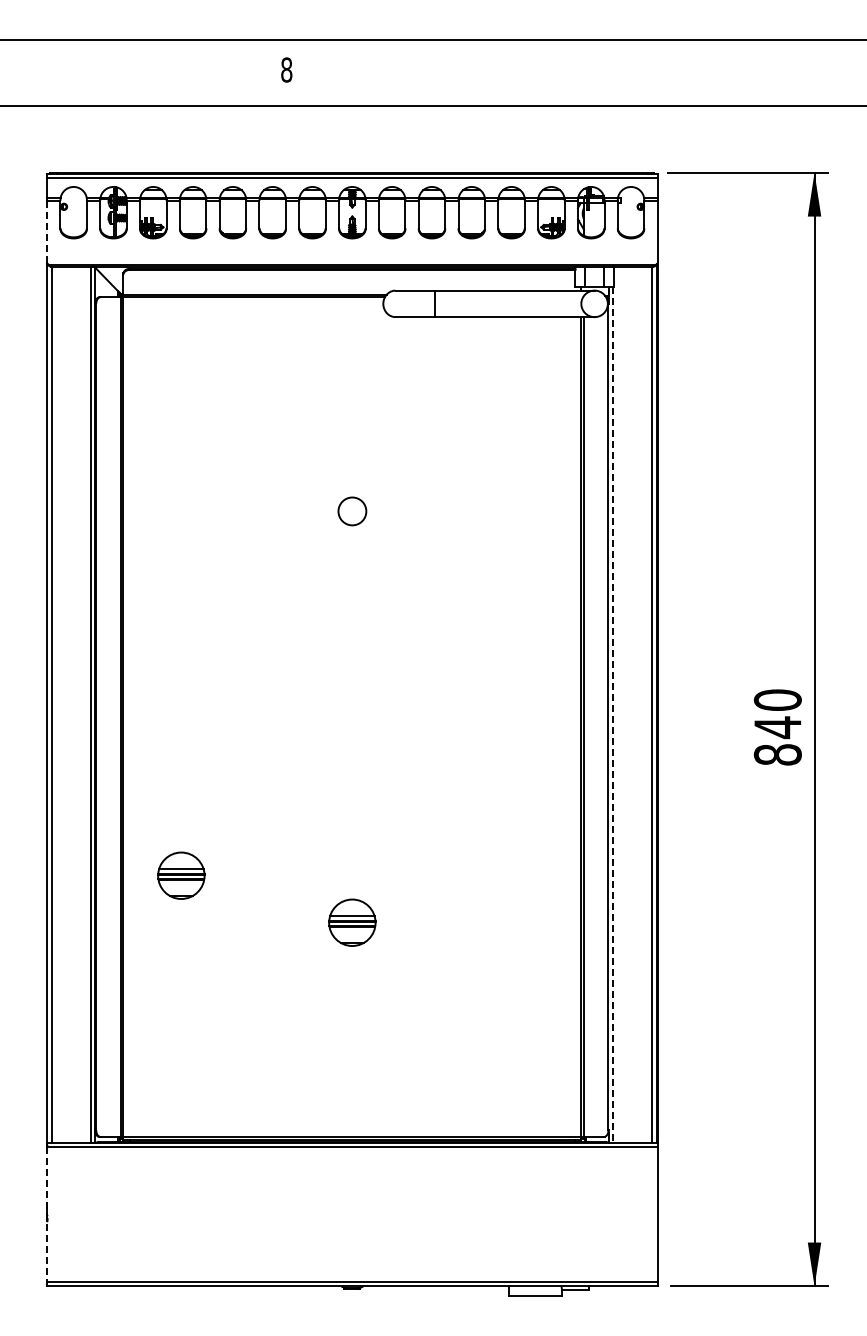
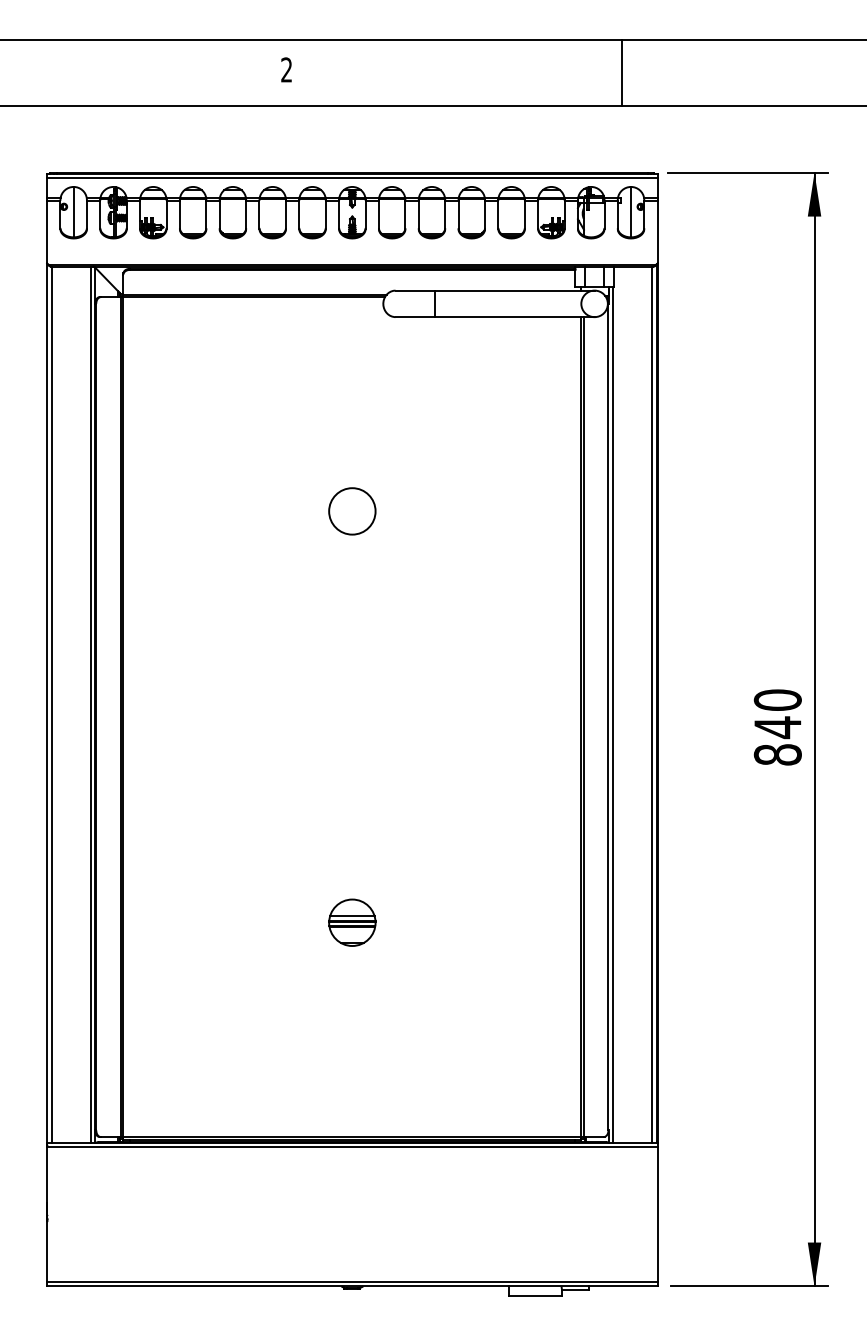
text: 8 -> 2 (286, 69)
line: none -> present (622, 73)
line: none -> present (73, 211)
line: none -> present (631, 211)
line: dashed -> solid (47, 232)
circle size: 31x31 px -> 49x49 px (352, 511)
line: dashed -> solid (613, 715)
part: present -> none (181, 875)
line: dashed -> solid (47, 1215)
